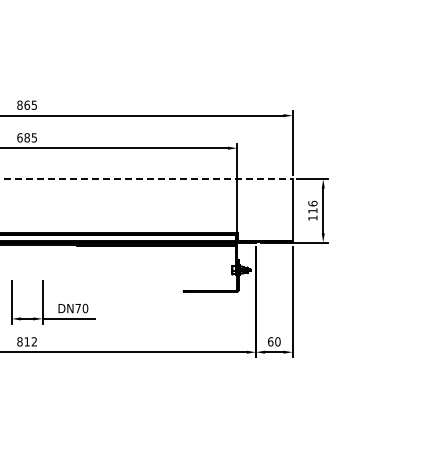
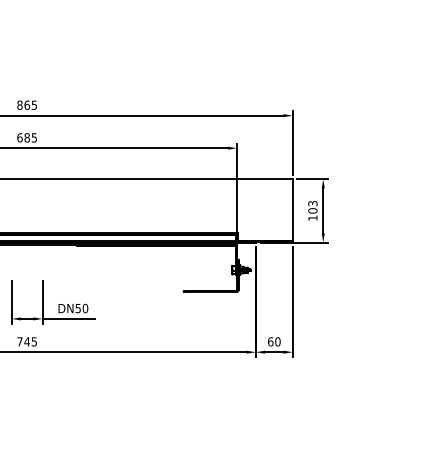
line: dashed -> solid (147, 179)
text: 116 -> 103 (312, 206)
text: DN70 -> DN50 (77, 308)
text: 812 -> 745 (26, 341)
